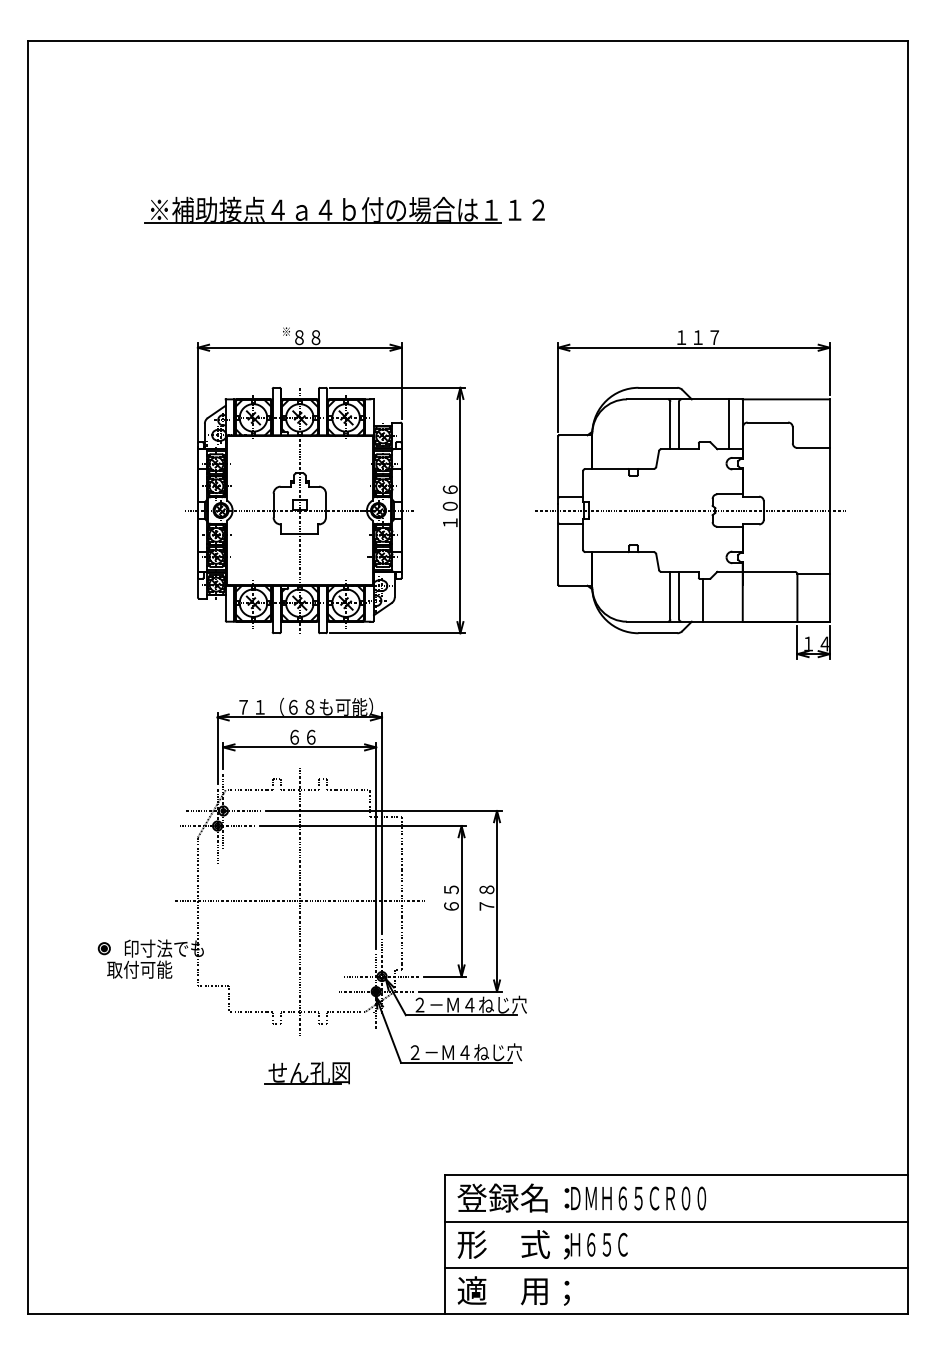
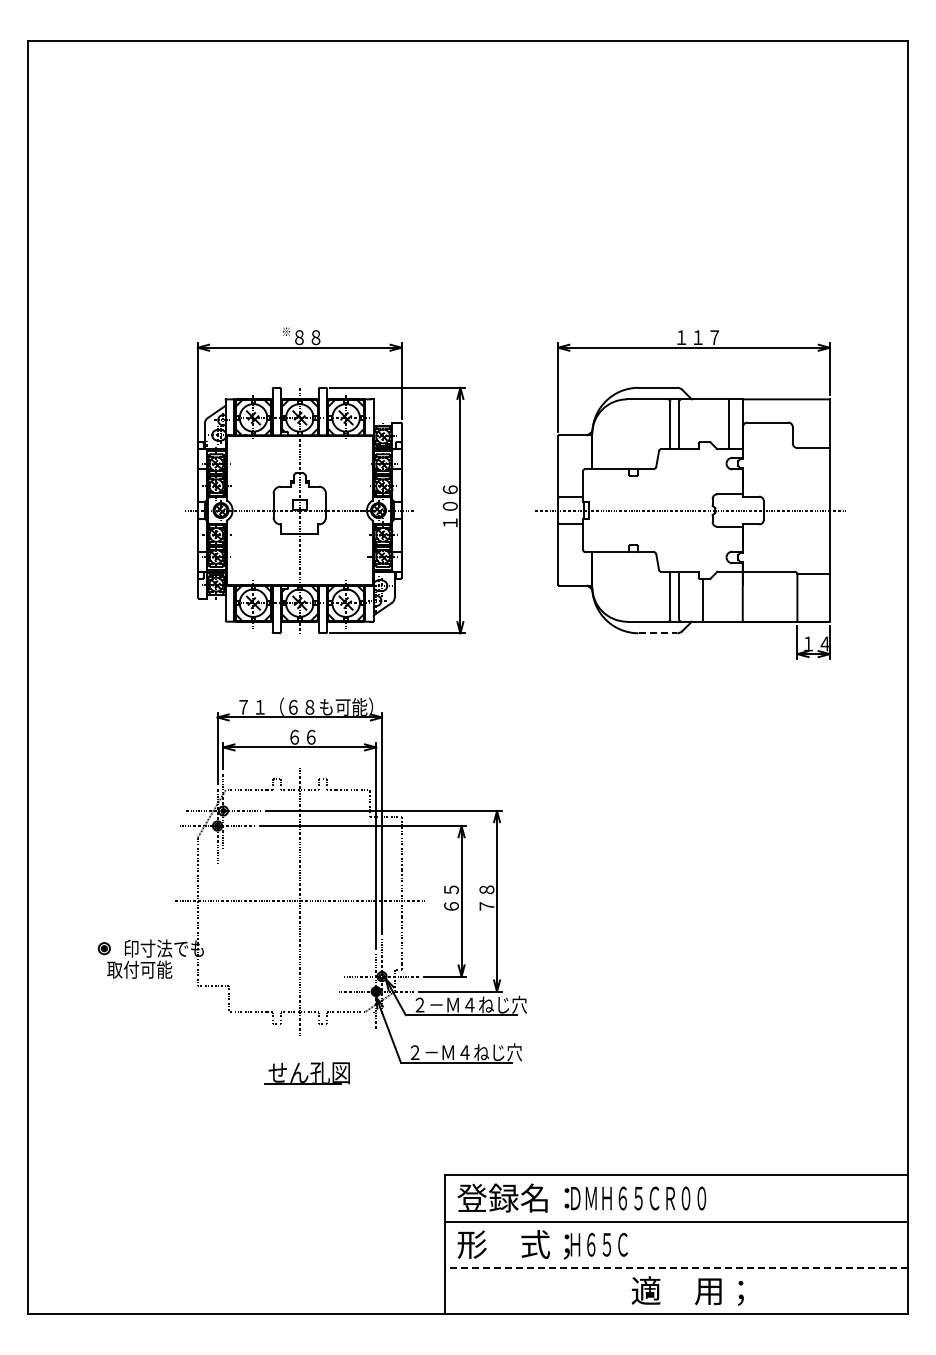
part: present -> none (344, 209)
line: solid -> dashed (658, 633)
line: solid -> dashed (676, 1268)
text position: (513, 1290) -> (687, 1290) (687, 1290)
